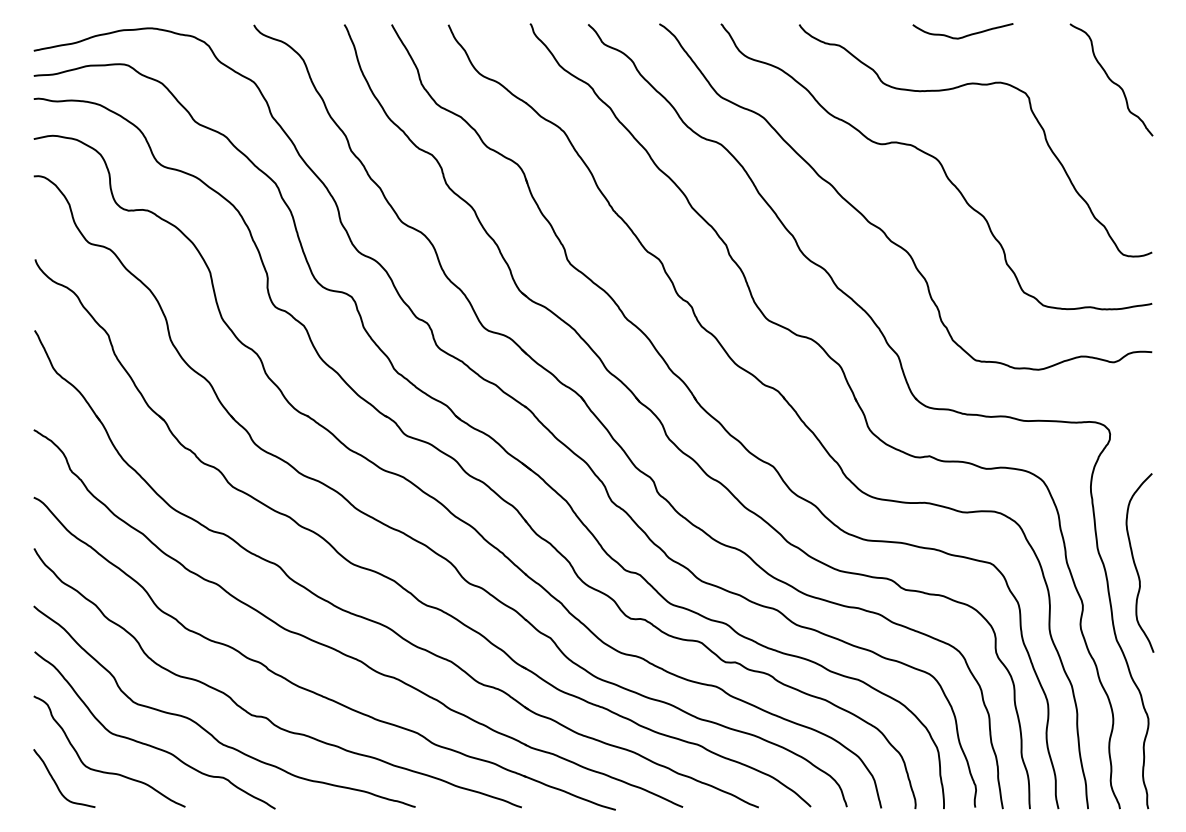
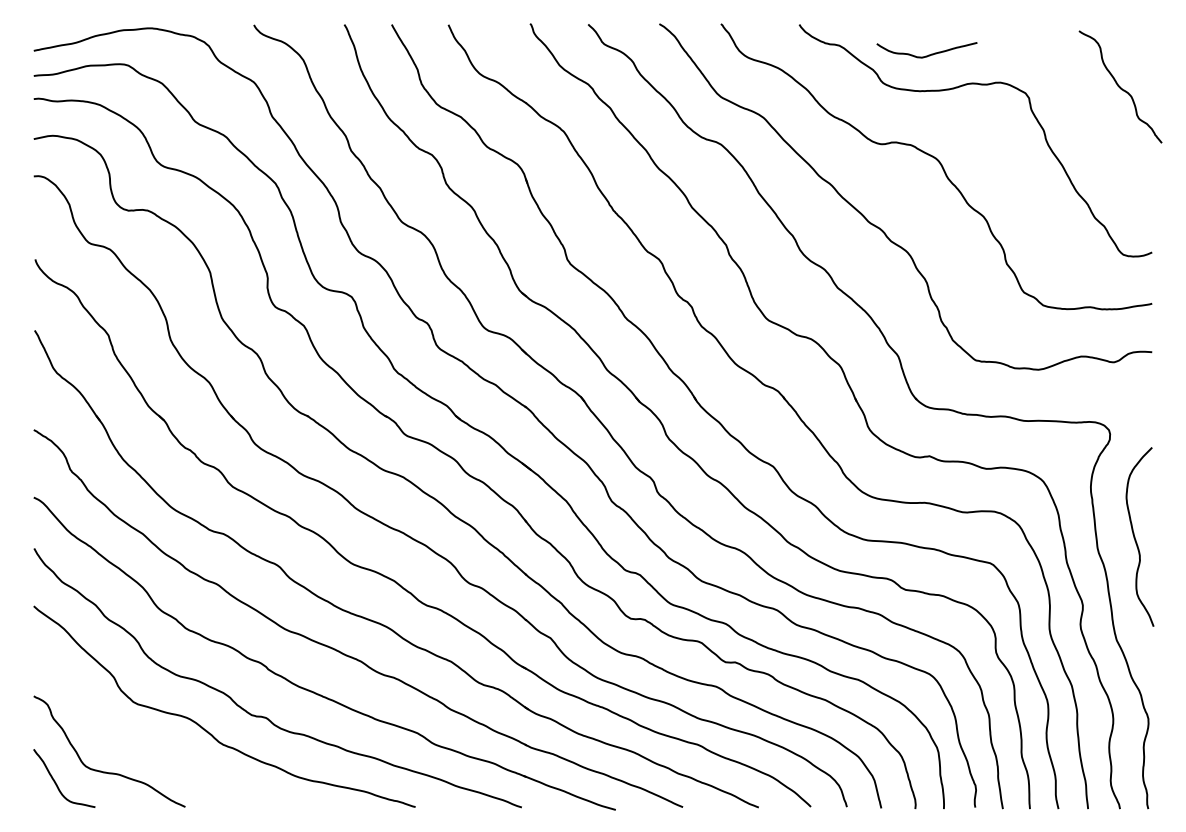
curve position: (964, 35) -> (928, 54) (928, 54)
curve position: (1111, 79) -> (1120, 86) (1120, 86)
curve position: (1135, 562) -> (1135, 536) (1135, 536)
curve: present -> none (149, 744)
